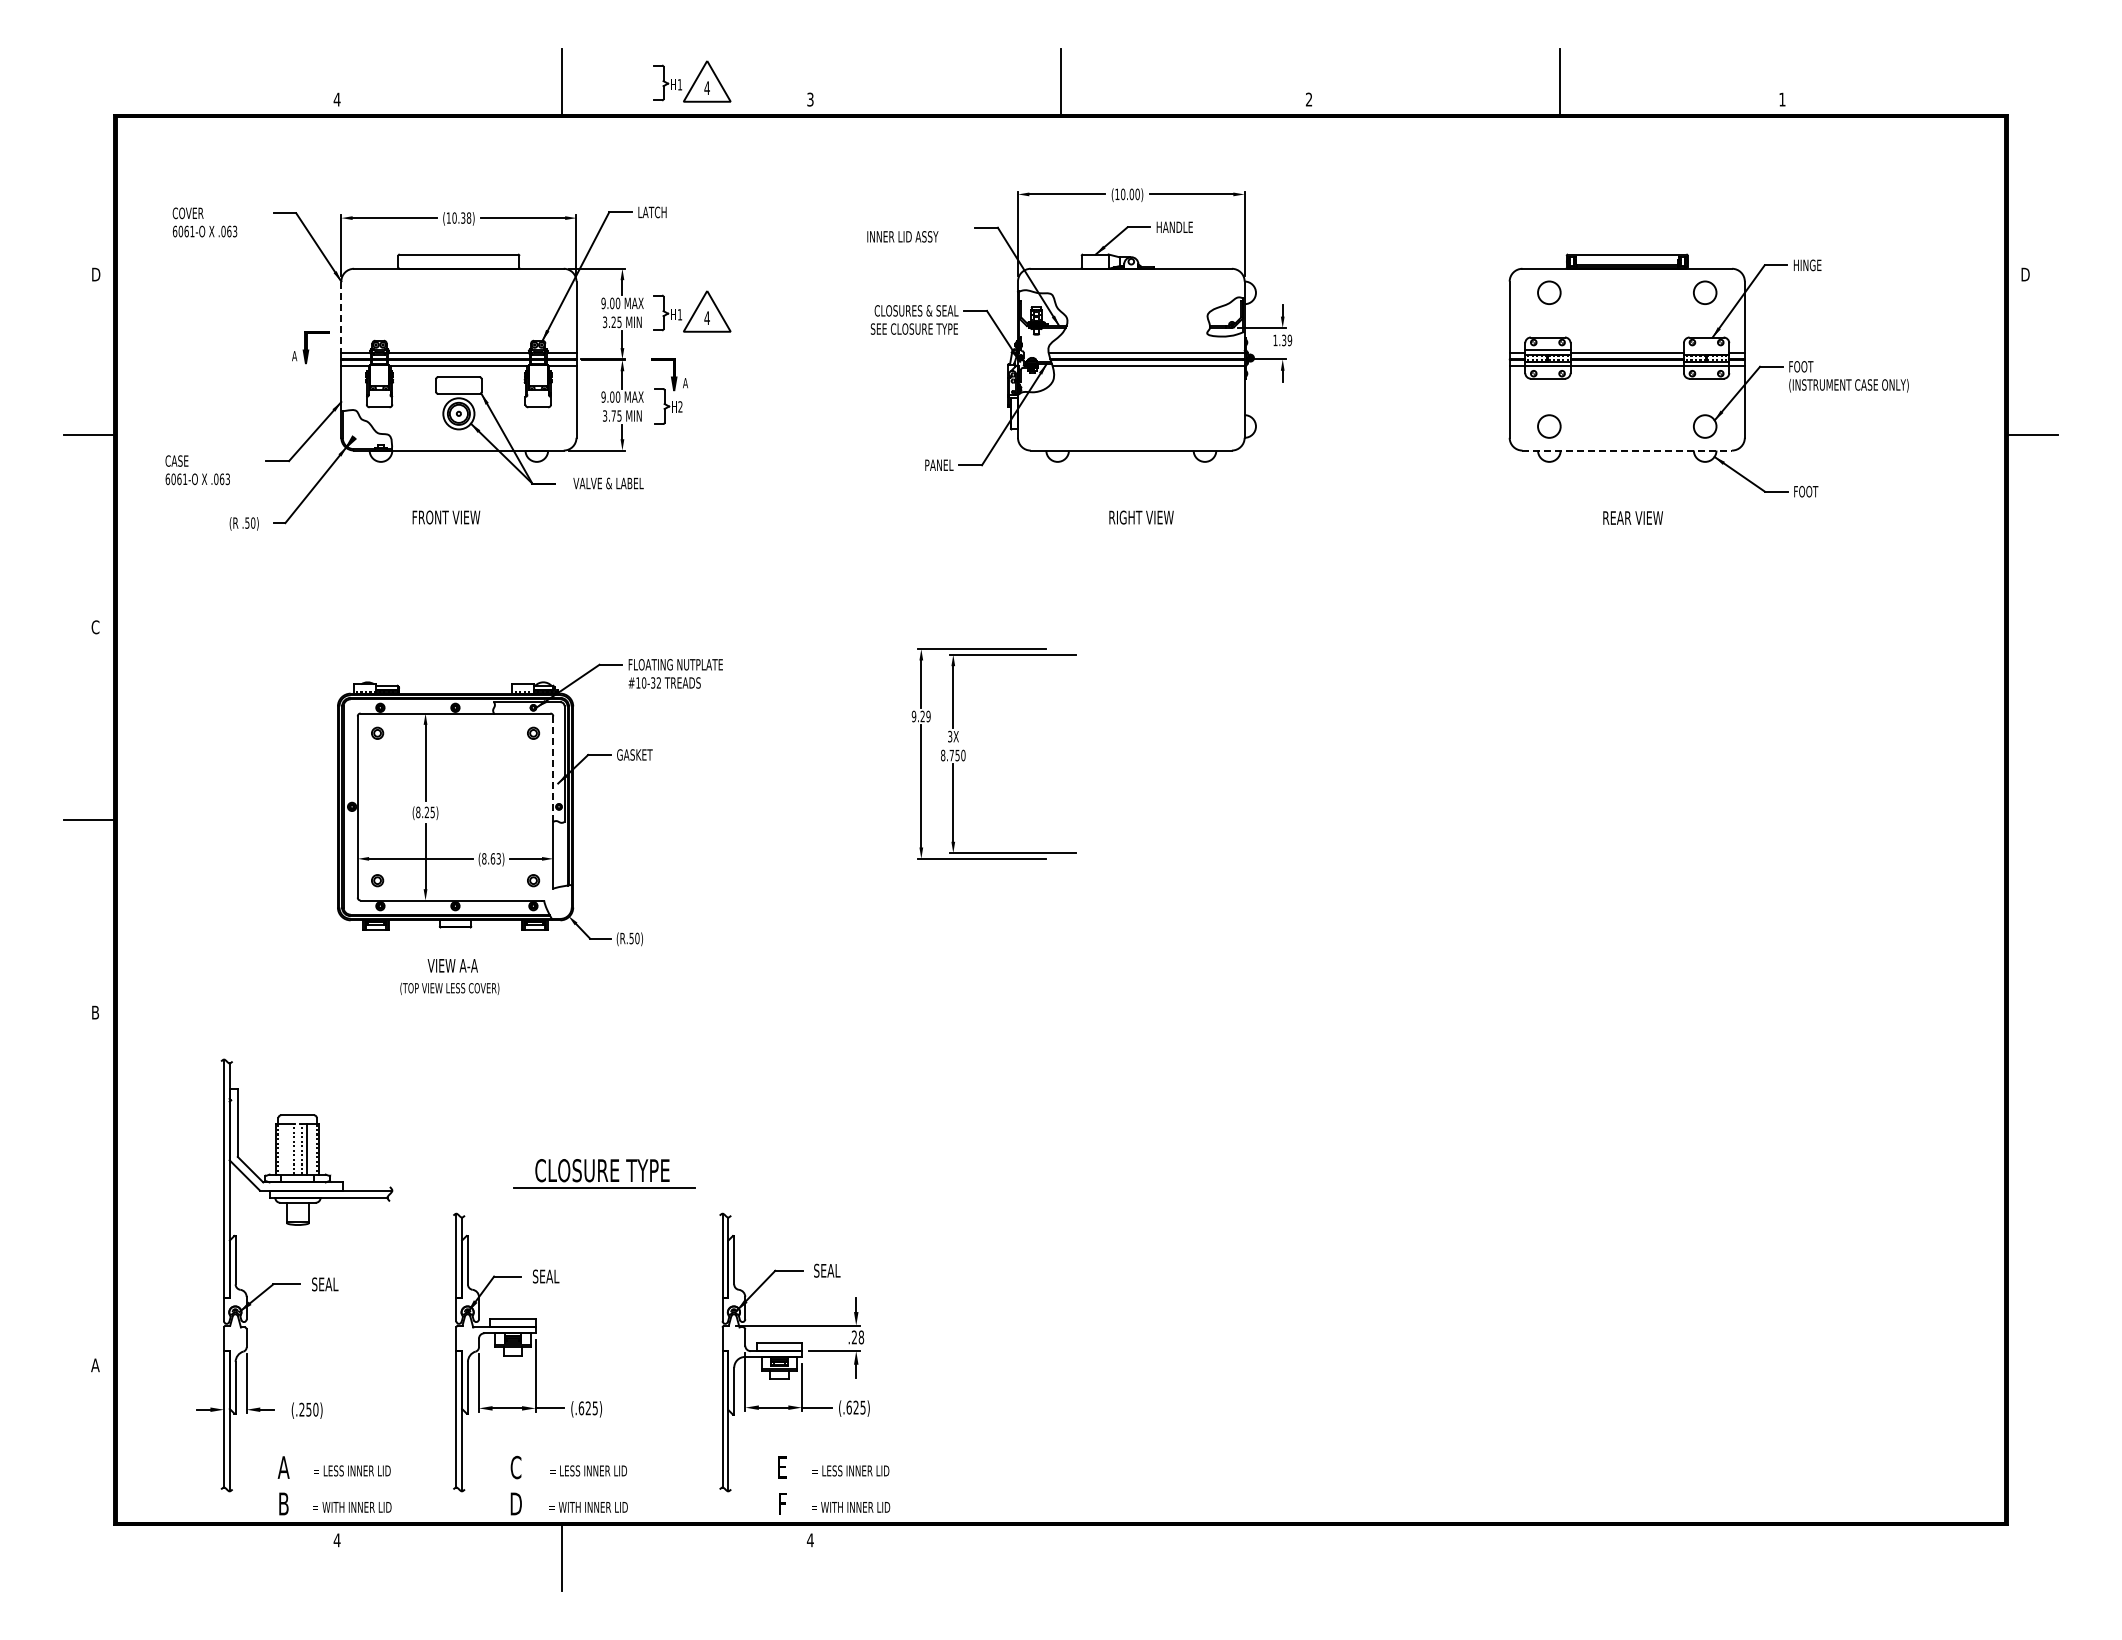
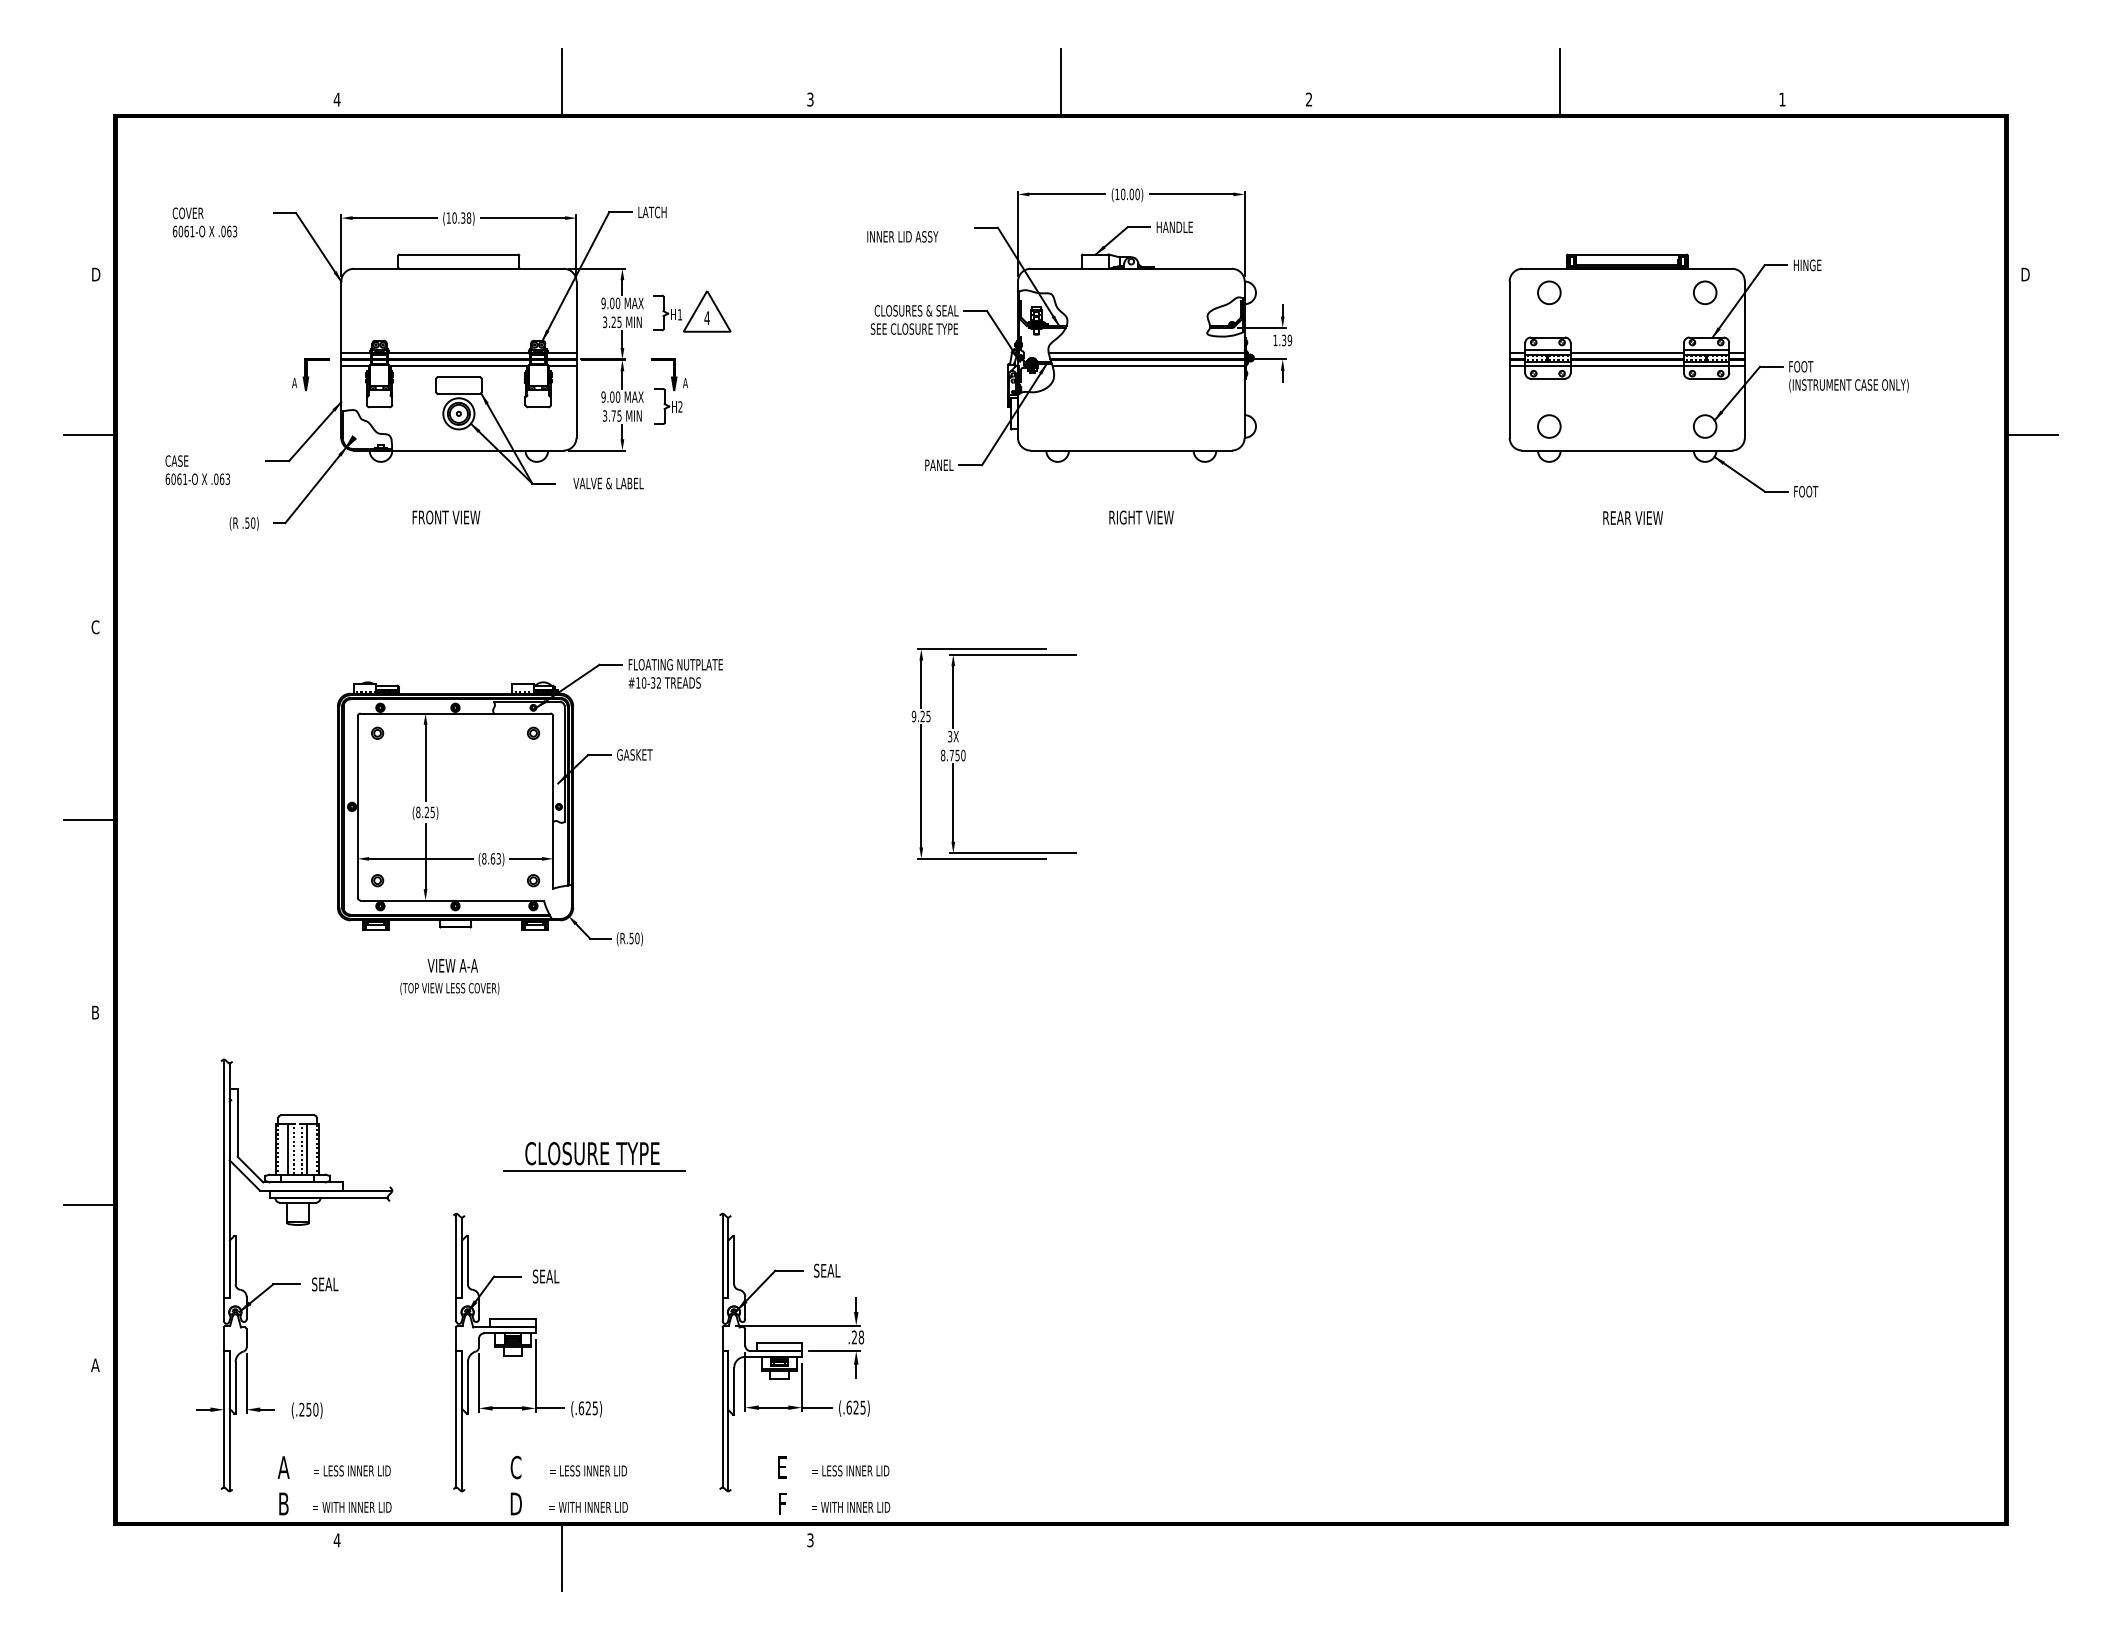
part: present -> none (692, 81)
line: dashed -> solid (341, 317)
part position: (310, 347) -> (310, 374) (310, 374)
line: none -> present (1706, 350)
line: dashed -> solid (1627, 450)
text: 9.29 -> 9.25 (928, 715)
line: dashed -> solid (553, 769)
line: none -> present (288, 1149)
part position: (604, 1173) -> (594, 1156) (594, 1156)
line: none -> present (88, 1205)
text: 4 -> 3 (809, 1540)
